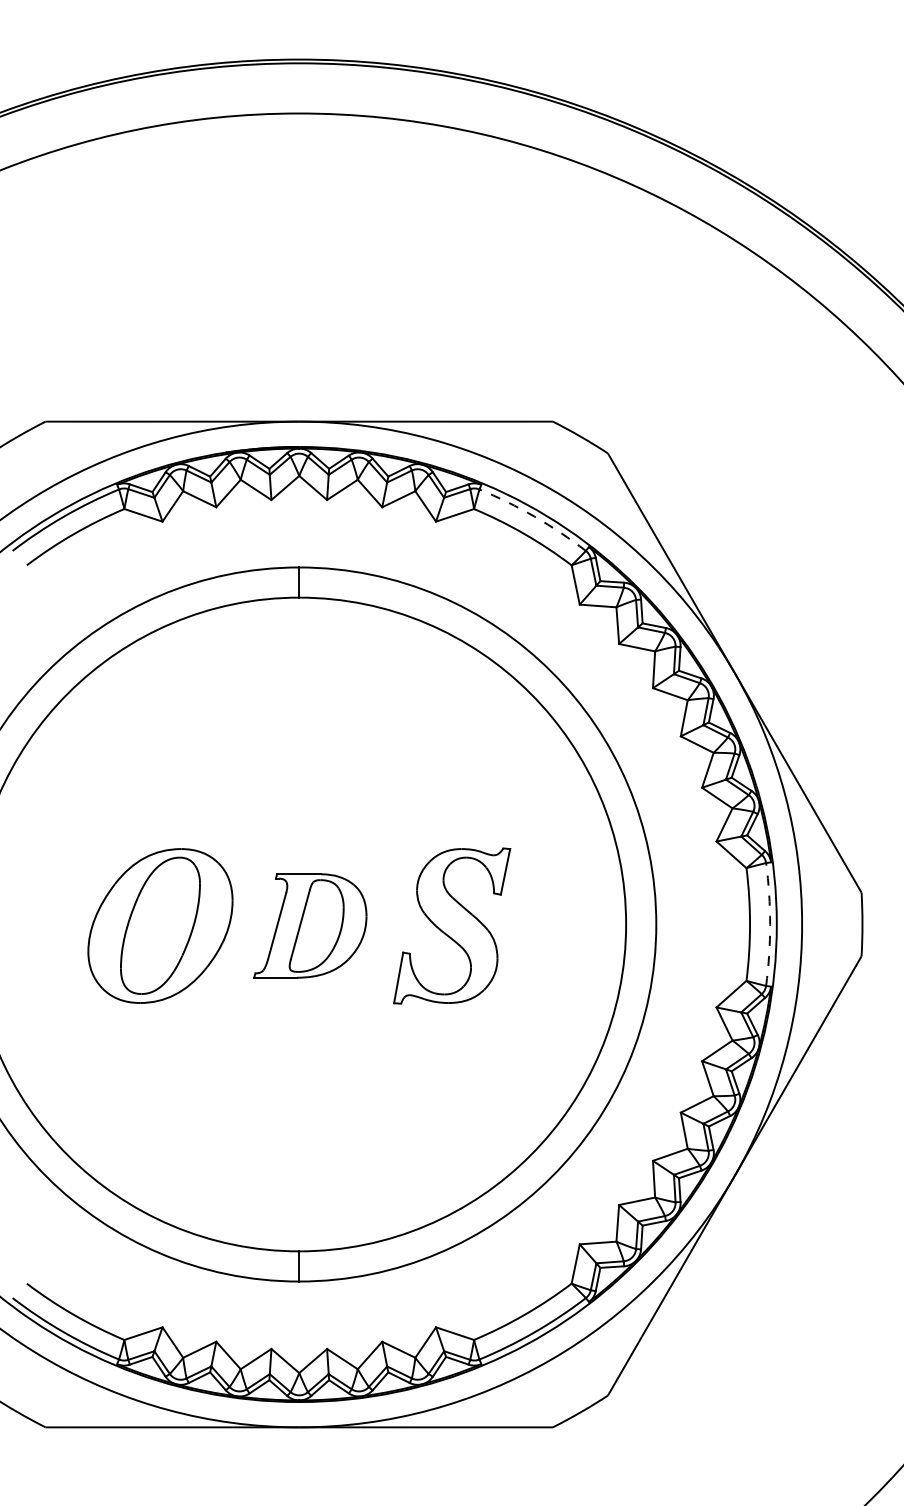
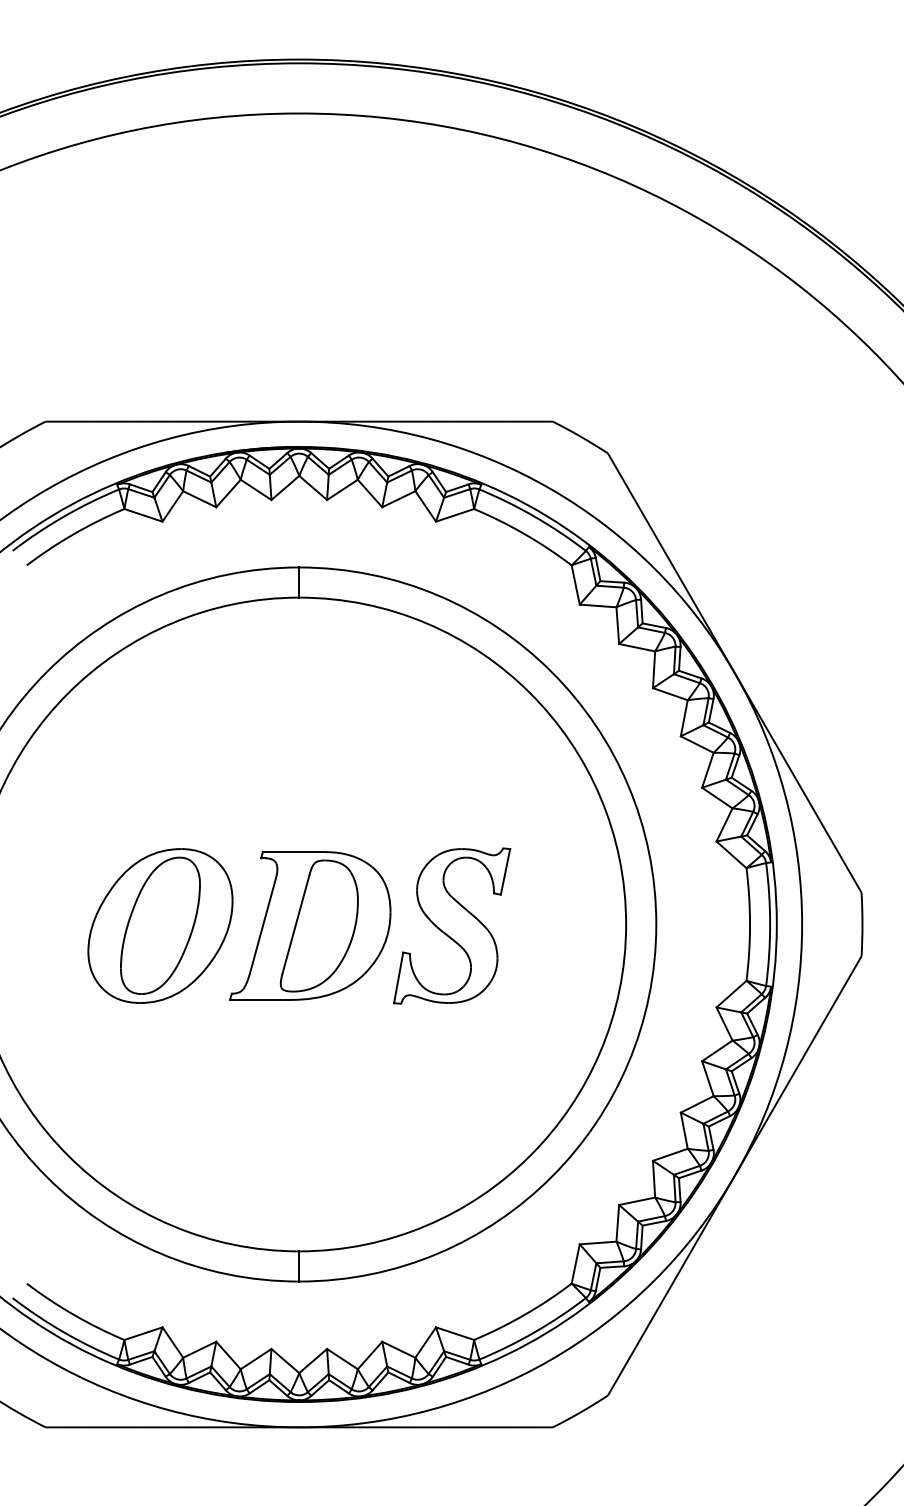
arc: dashed -> solid (534, 516)
arc: dashed -> solid (770, 924)
part size: 115x106 px -> 163x150 px (310, 925)
